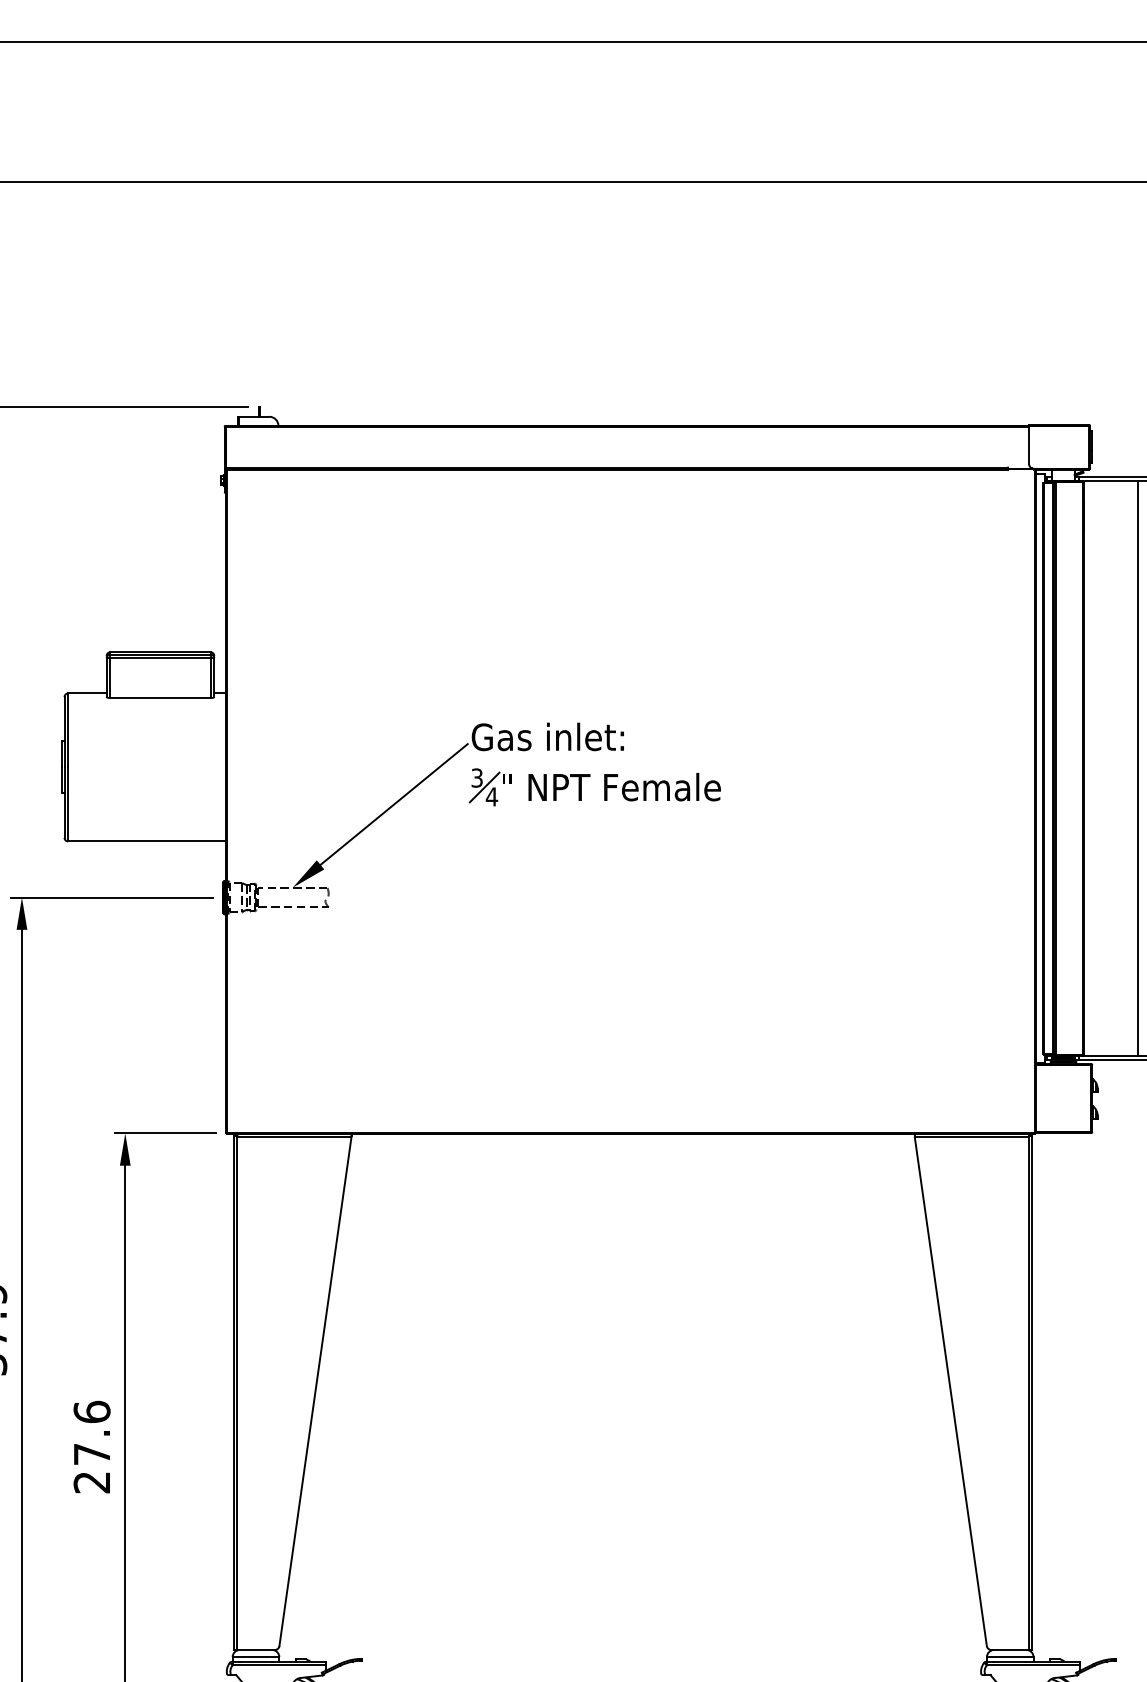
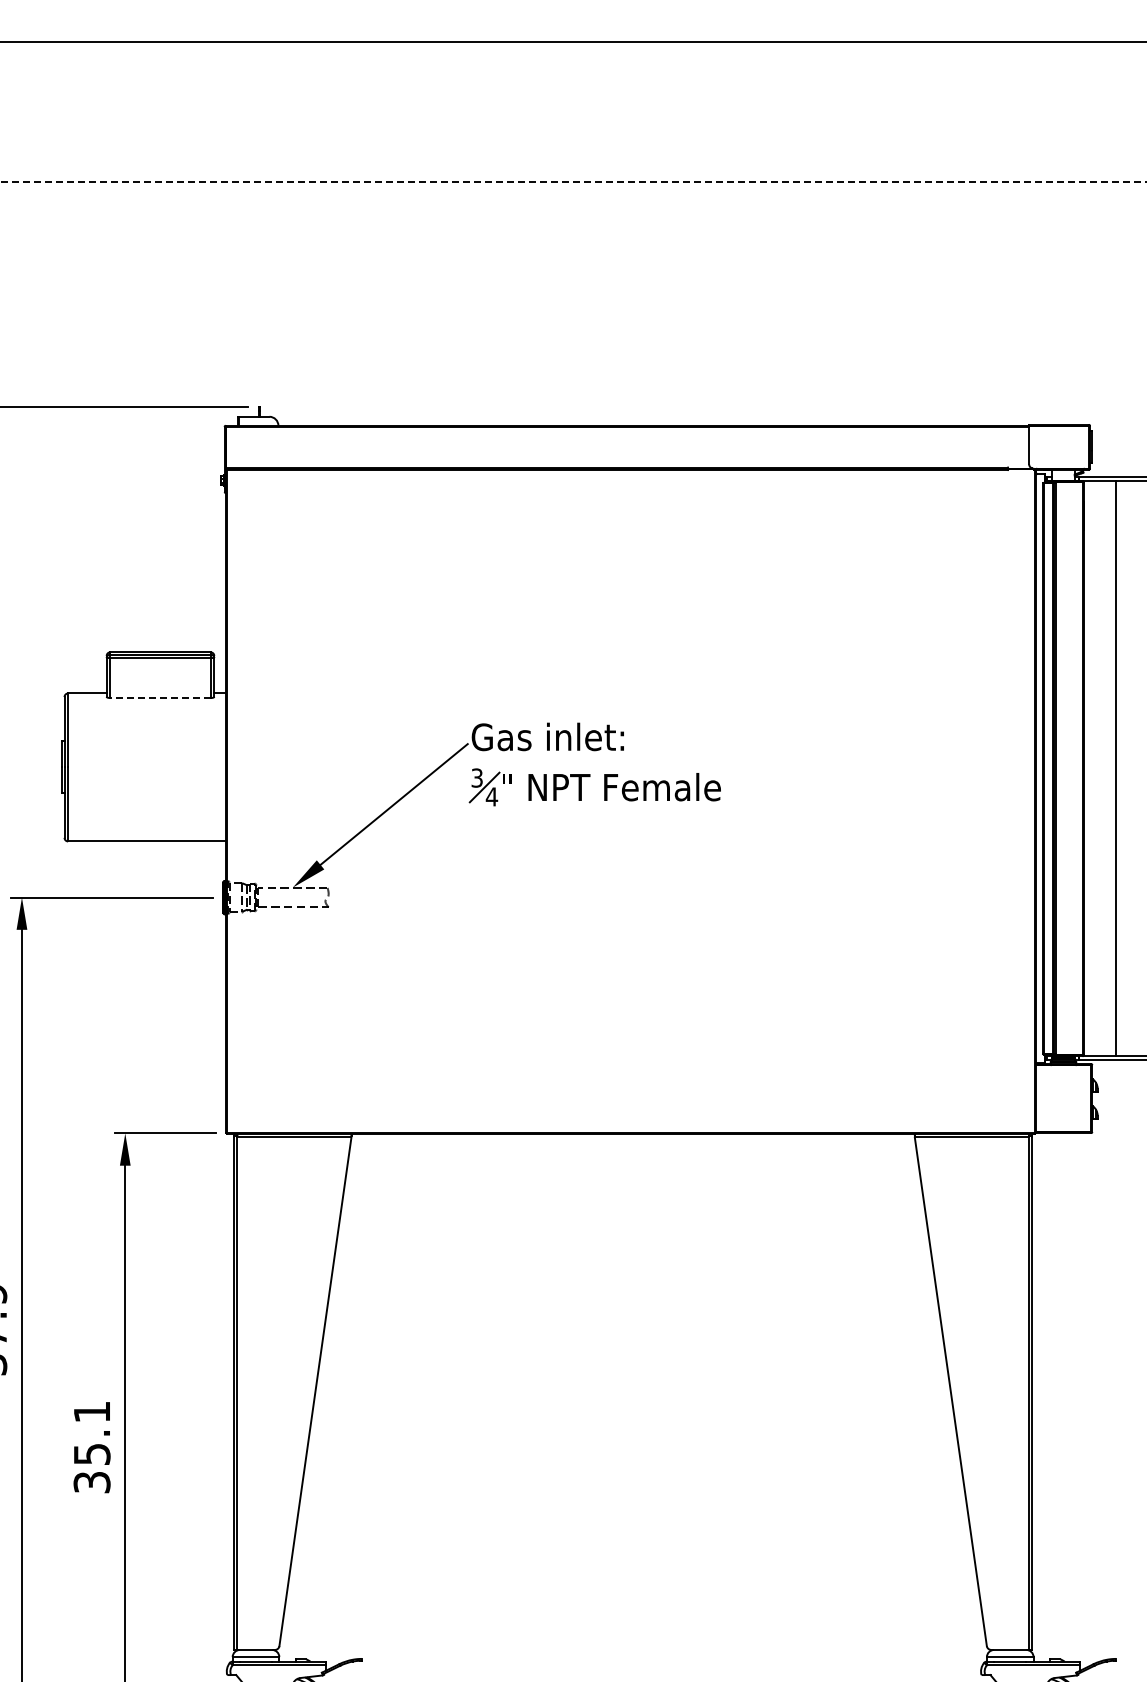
line: solid -> dashed (573, 182)
line: solid -> dashed (160, 698)
line position: (1137, 768) -> (1115, 768) (1115, 768)
text: 27.6 -> 35.1 (91, 1446)
